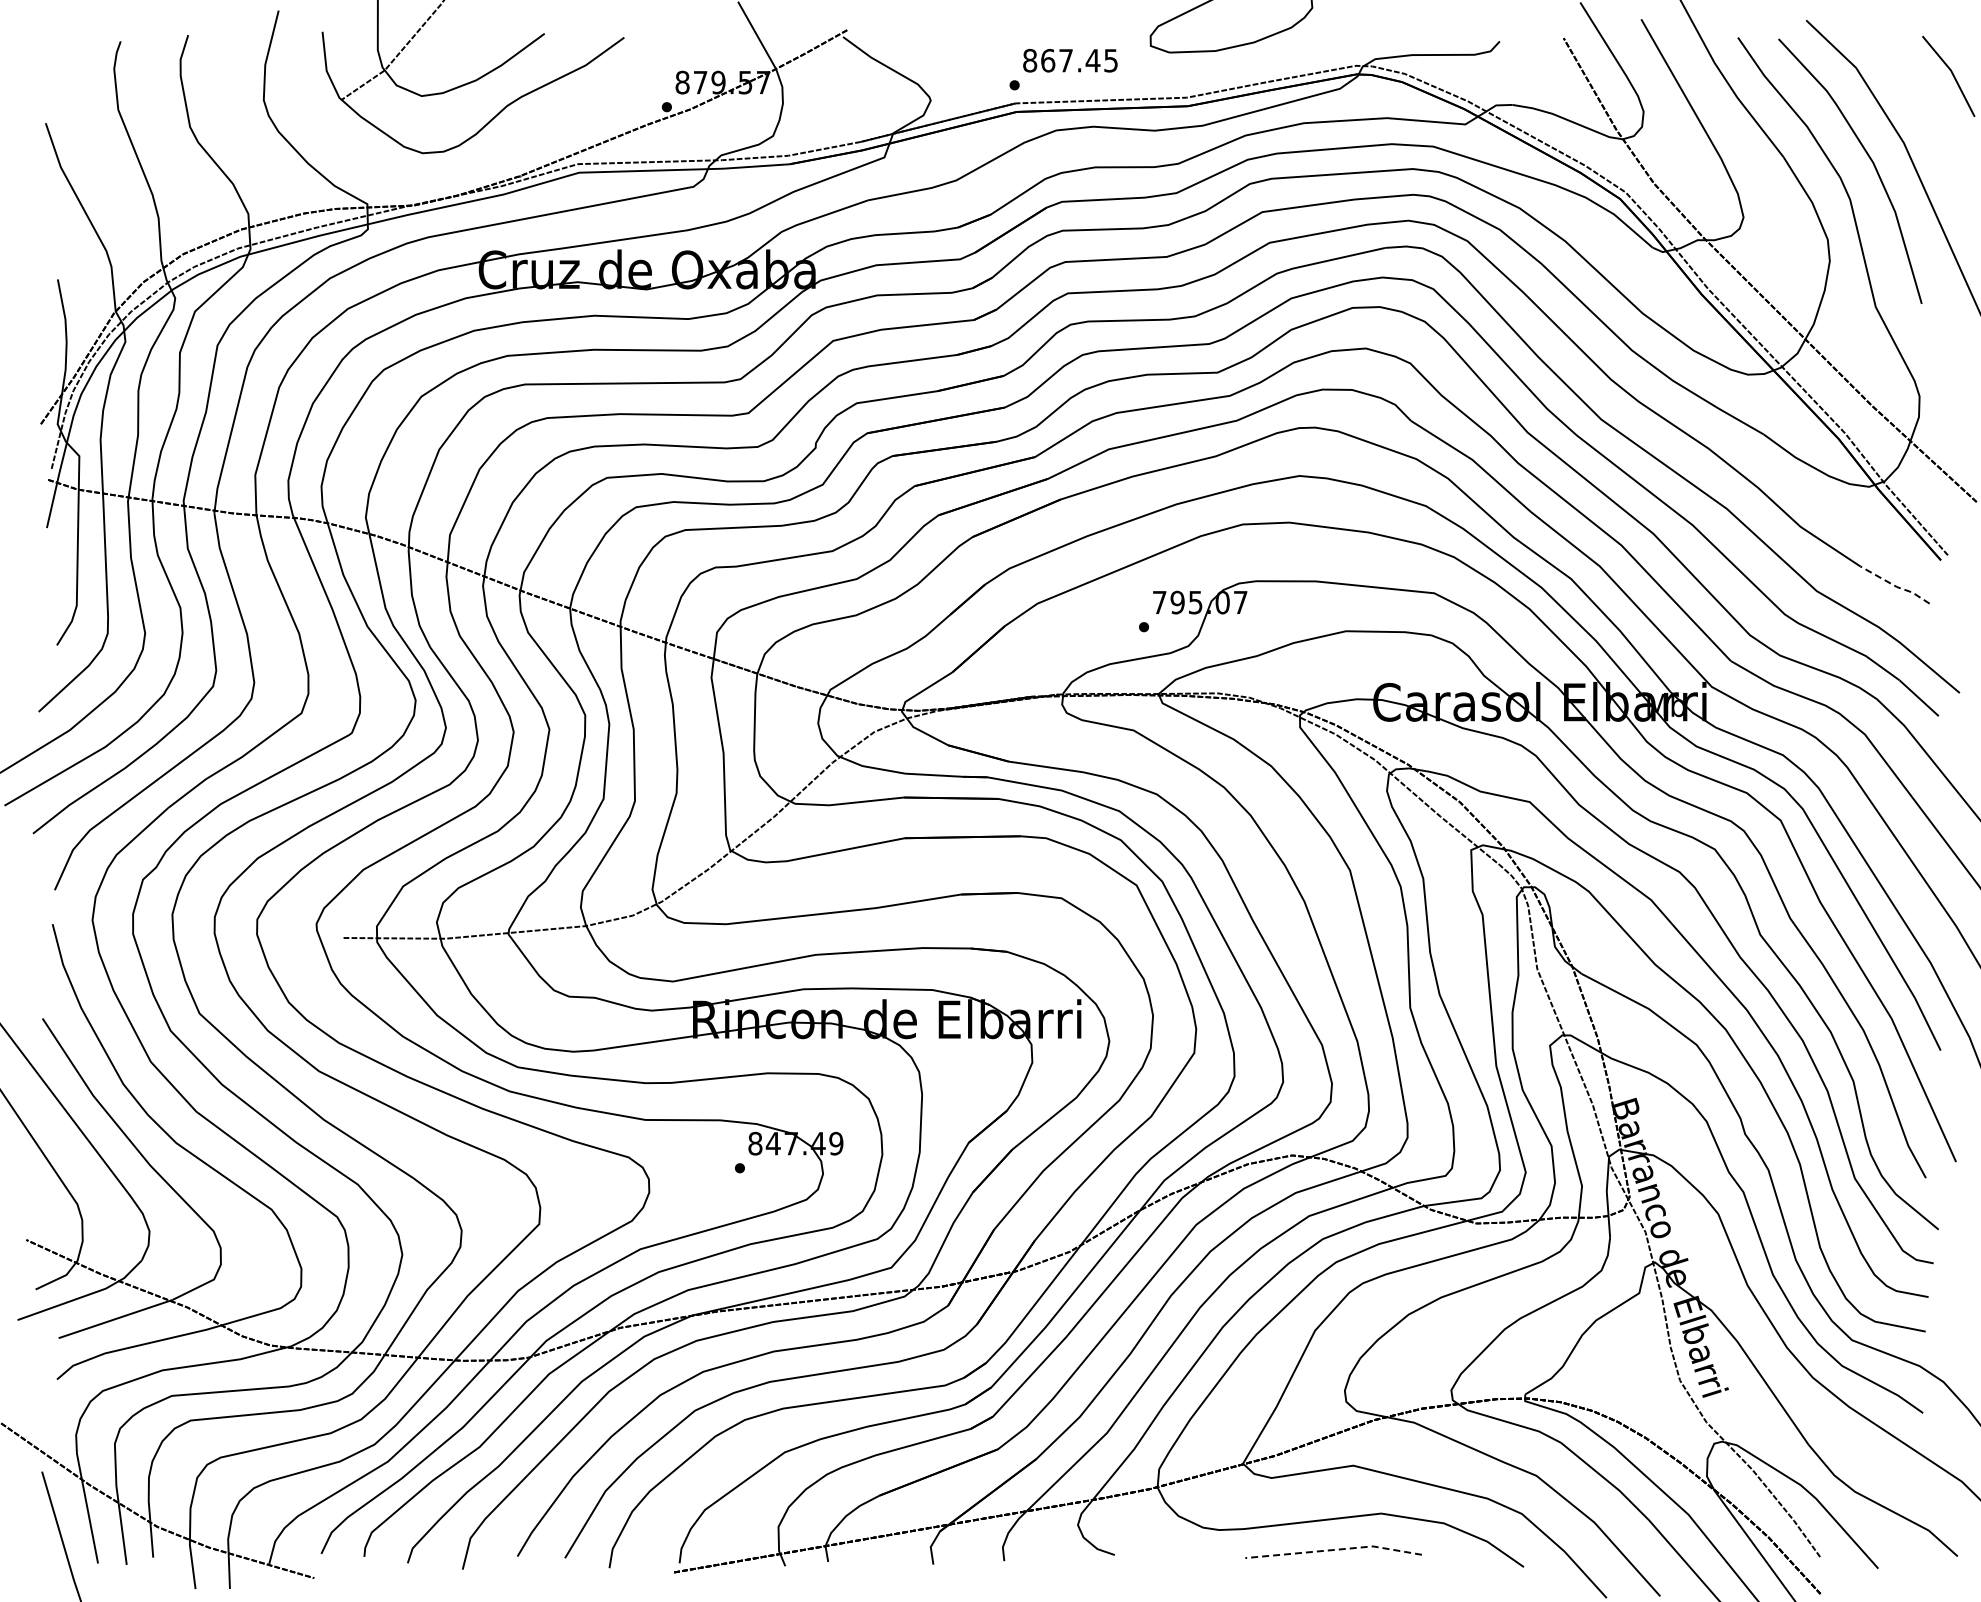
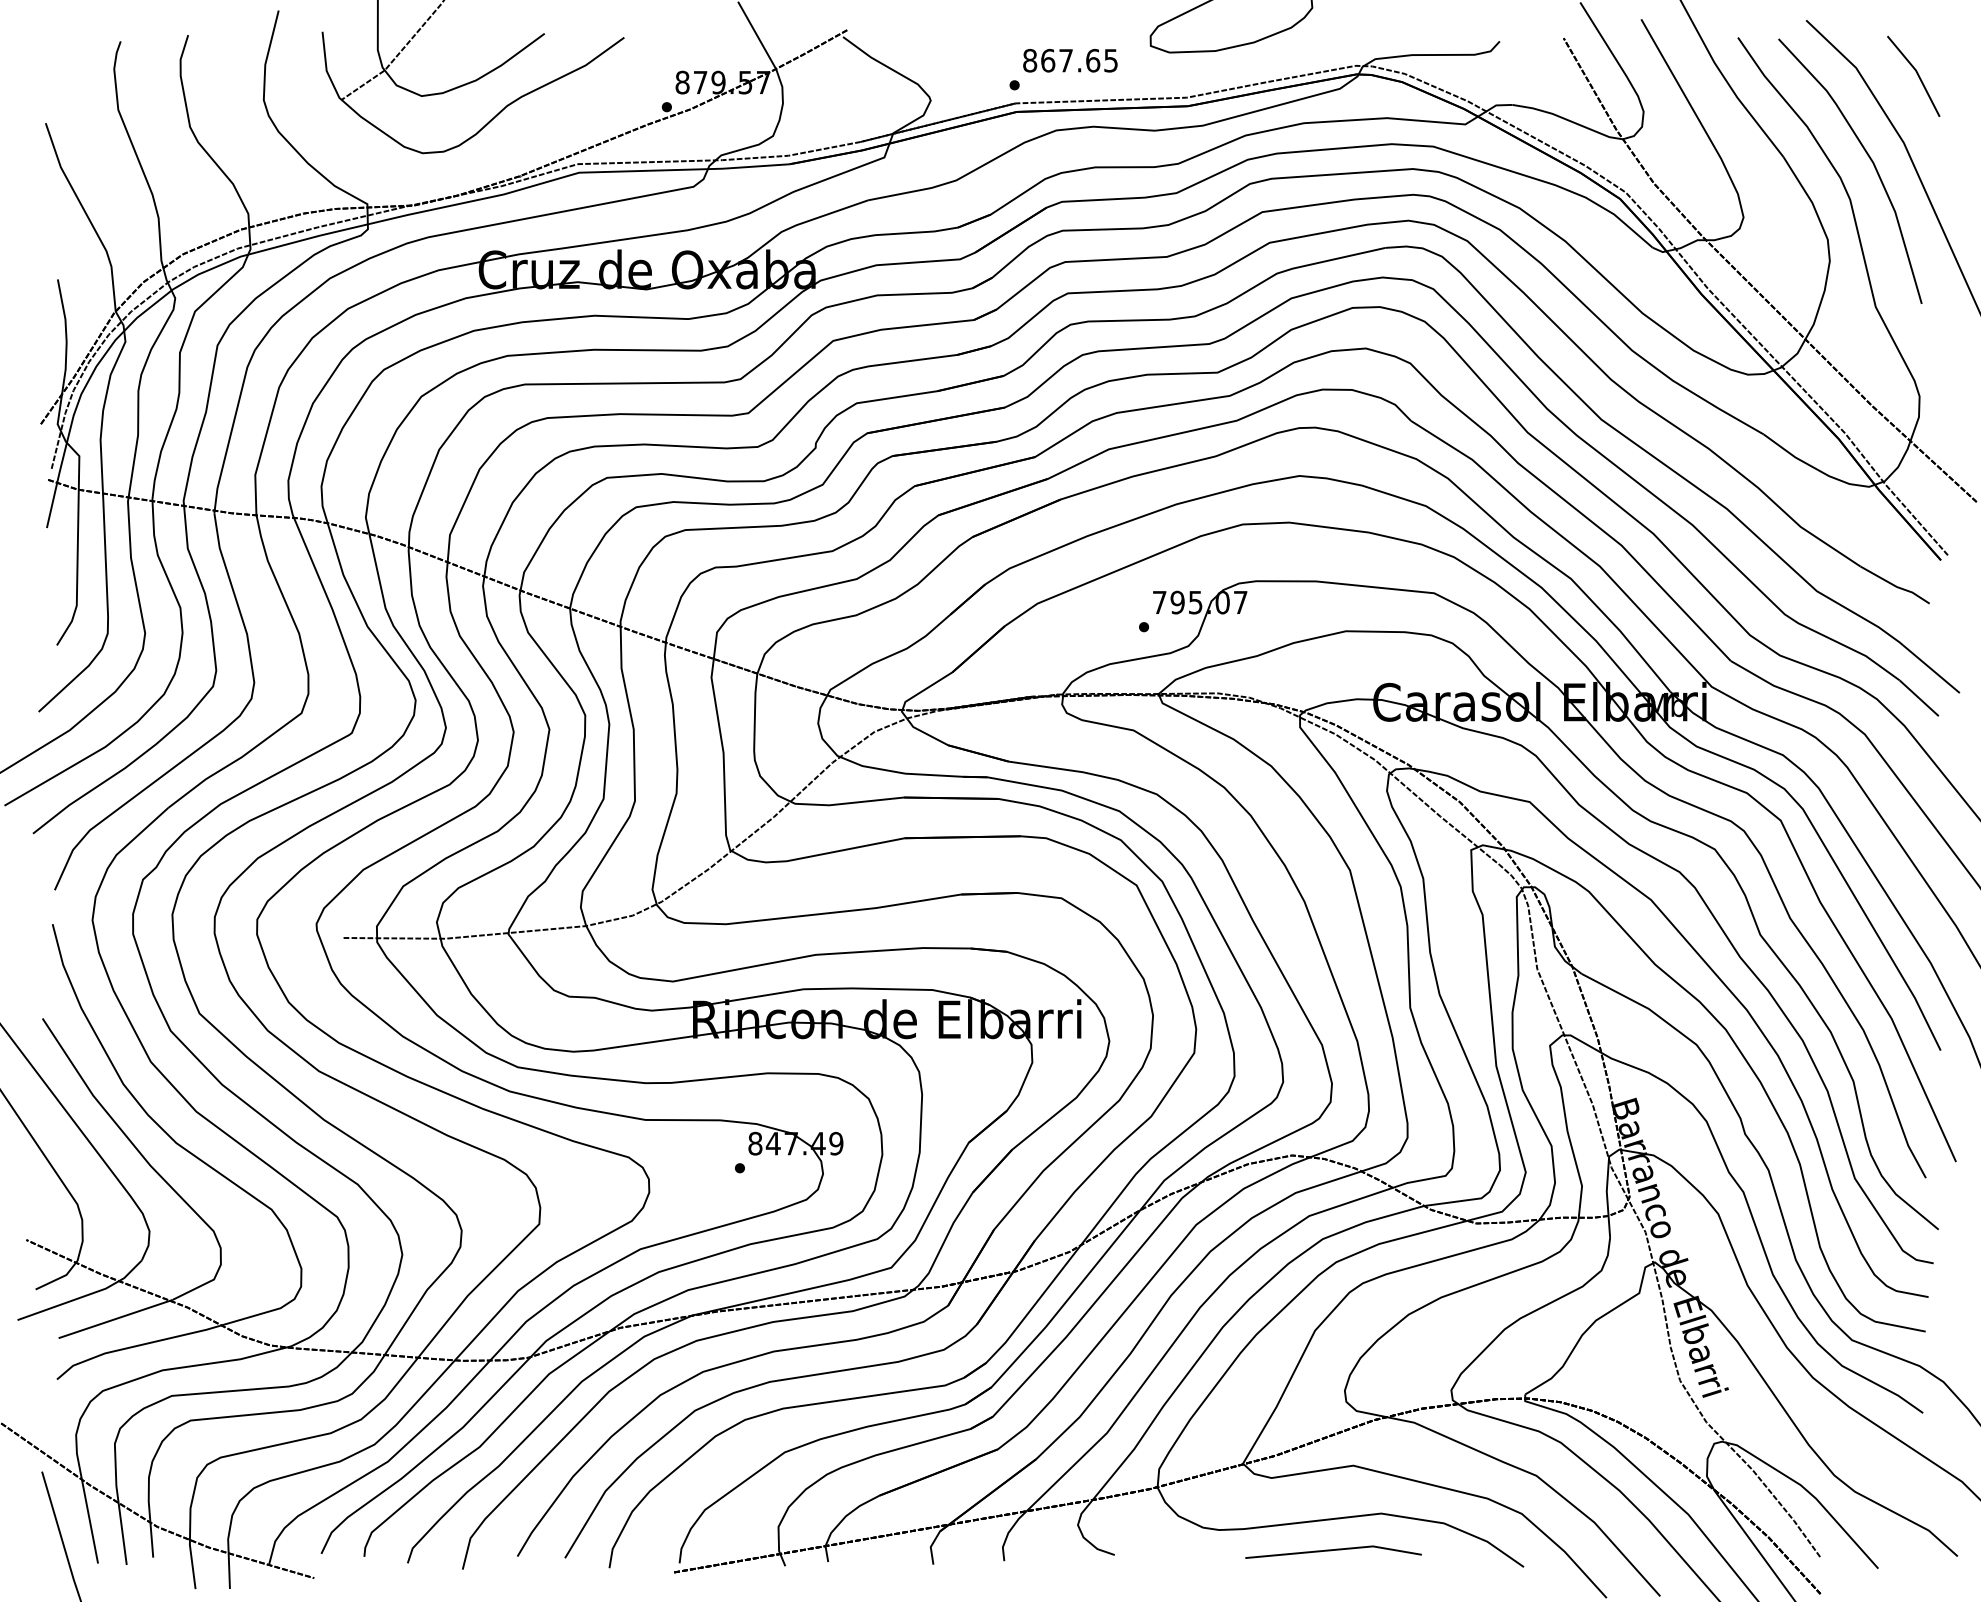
text: 867.45 -> 867.65 (1092, 60)
line position: (1951, 73) -> (1916, 73) (1916, 73)
line: dashed -> solid (1896, 586)
line: dashed -> solid (1334, 1549)
